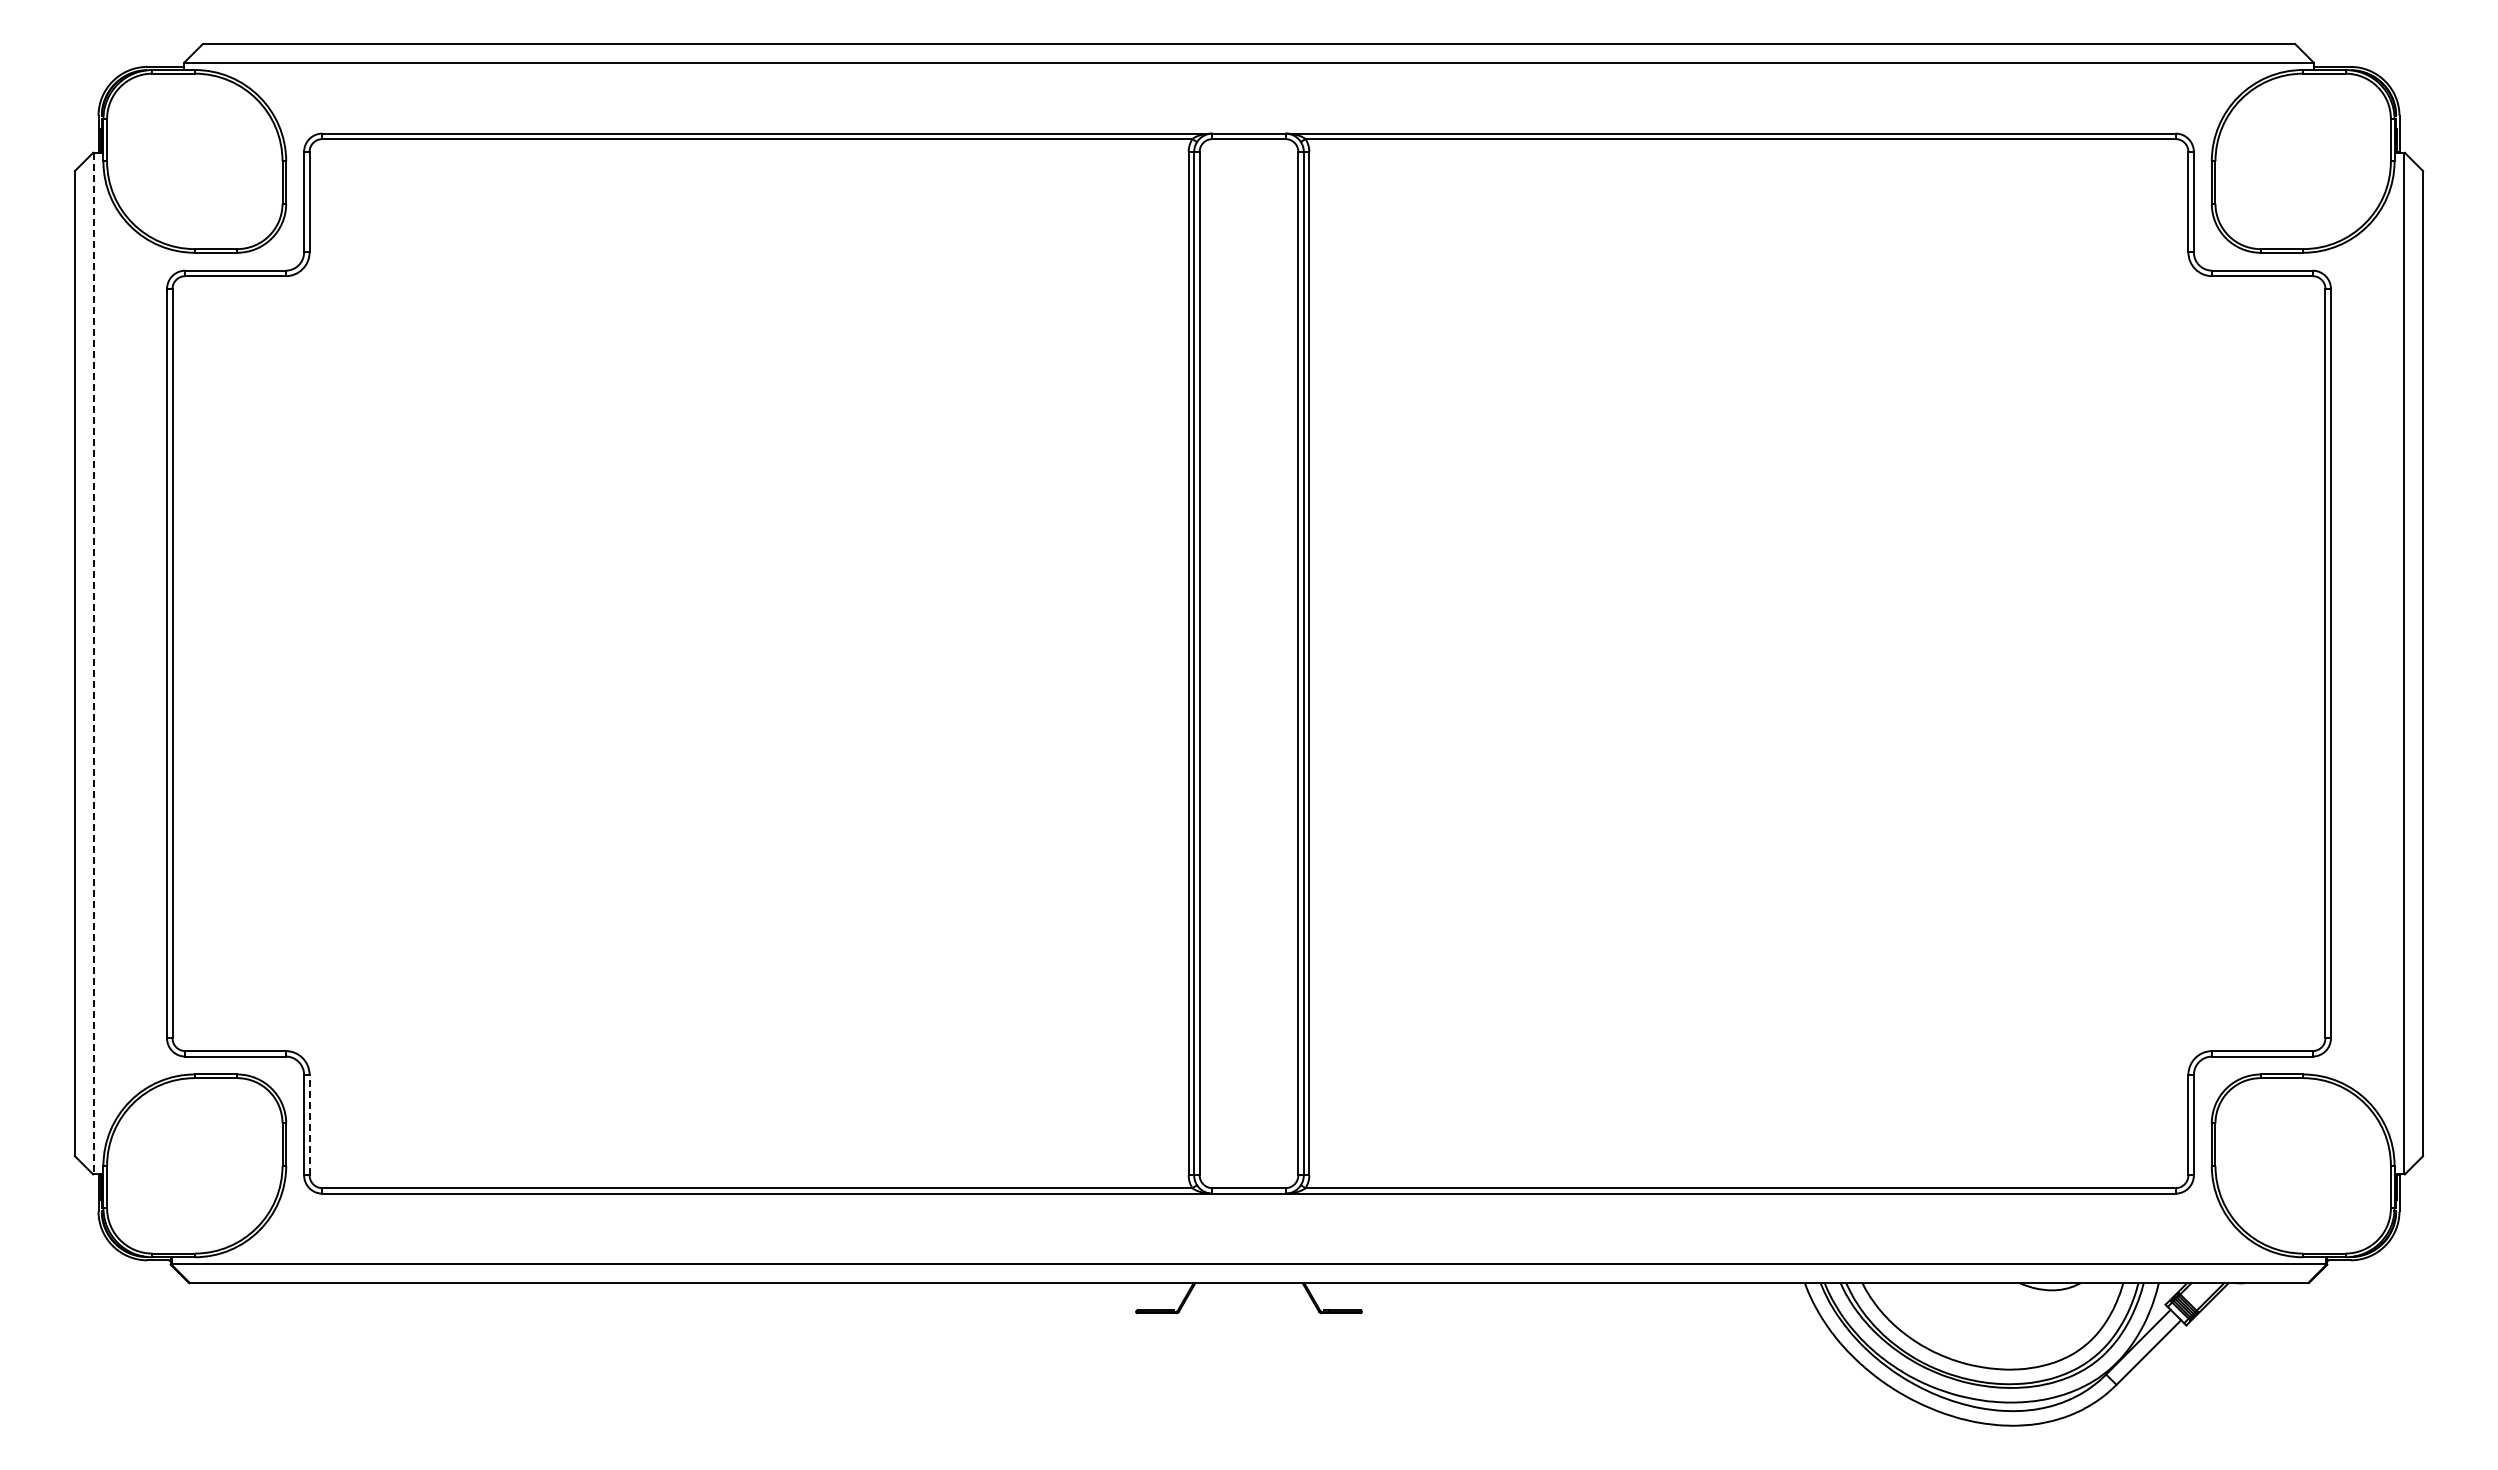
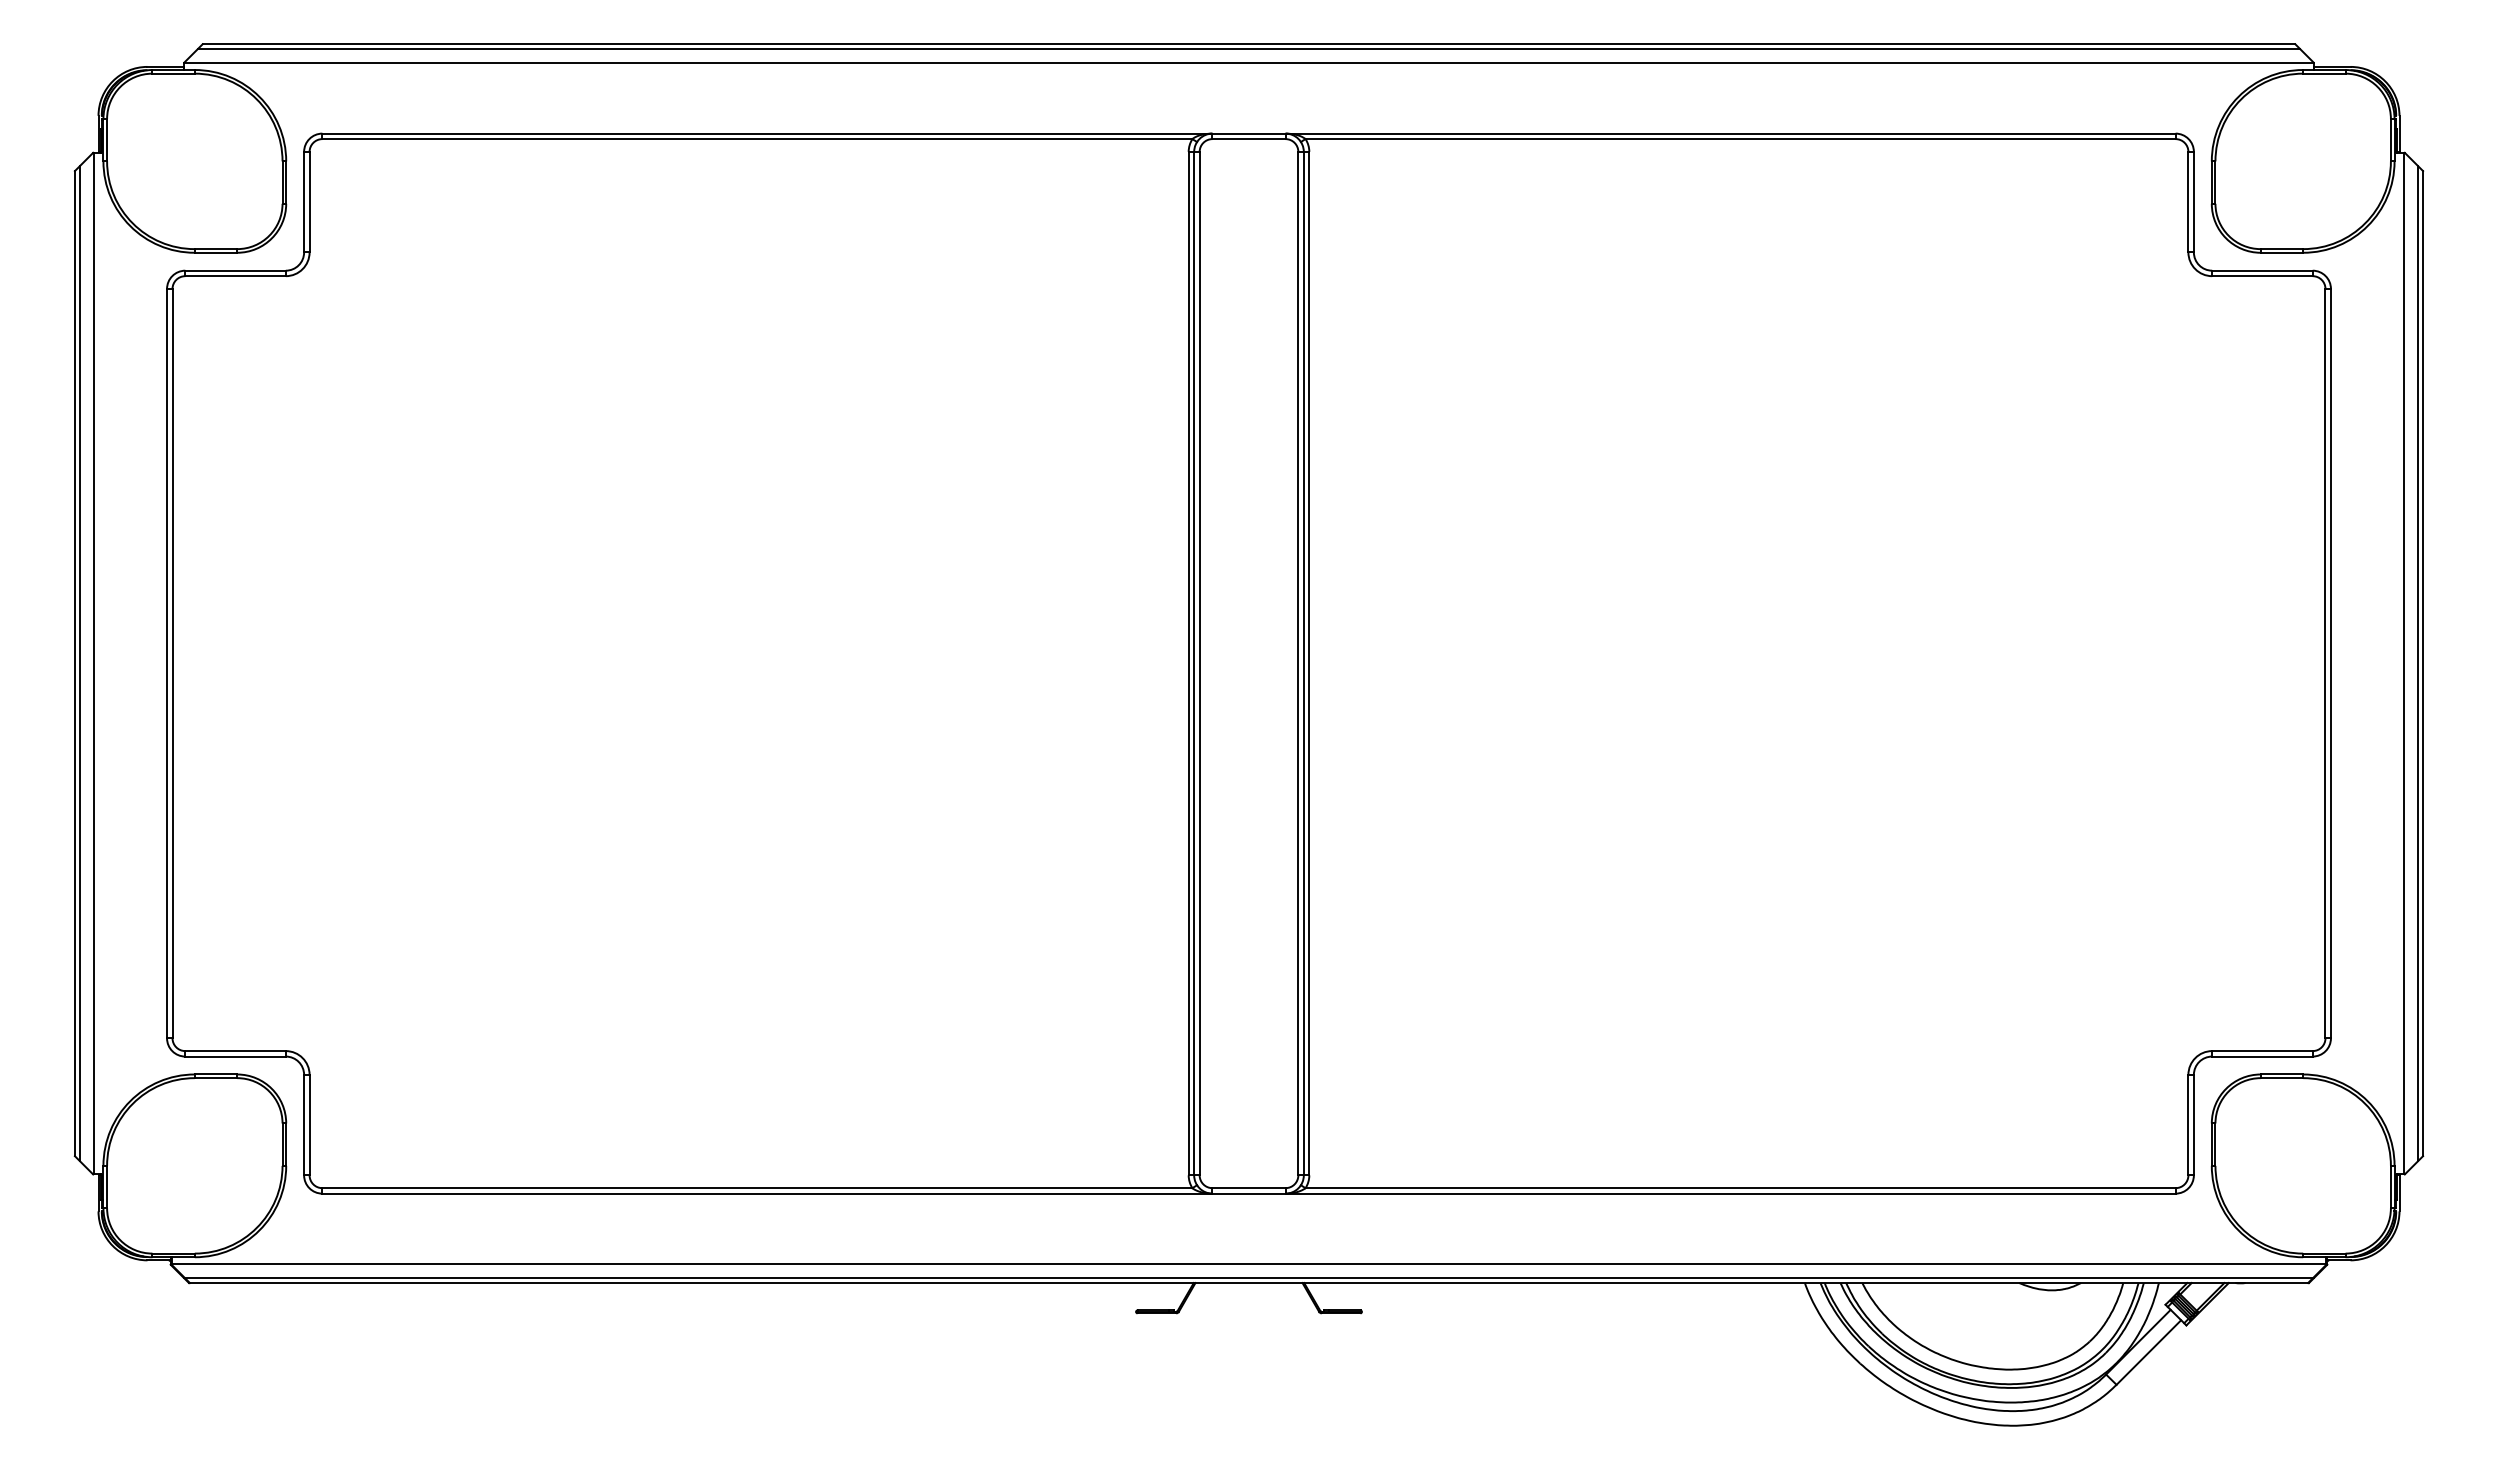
line: none -> present (1248, 49)
line: none -> present (79, 663)
line: dashed -> solid (93, 663)
line: none -> present (2418, 663)
line: dashed -> solid (309, 1124)
line: none -> present (1248, 1278)
